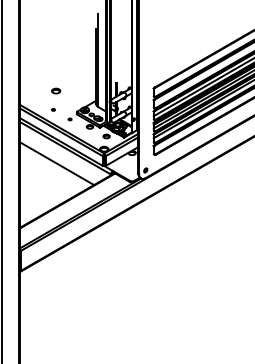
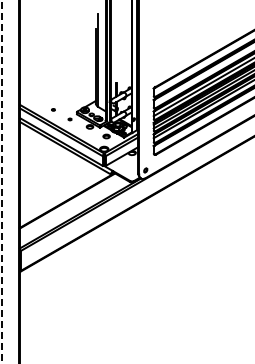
part: present -> none (56, 90)
line: present -> none (56, 163)
line: solid -> dashed (2, 182)
